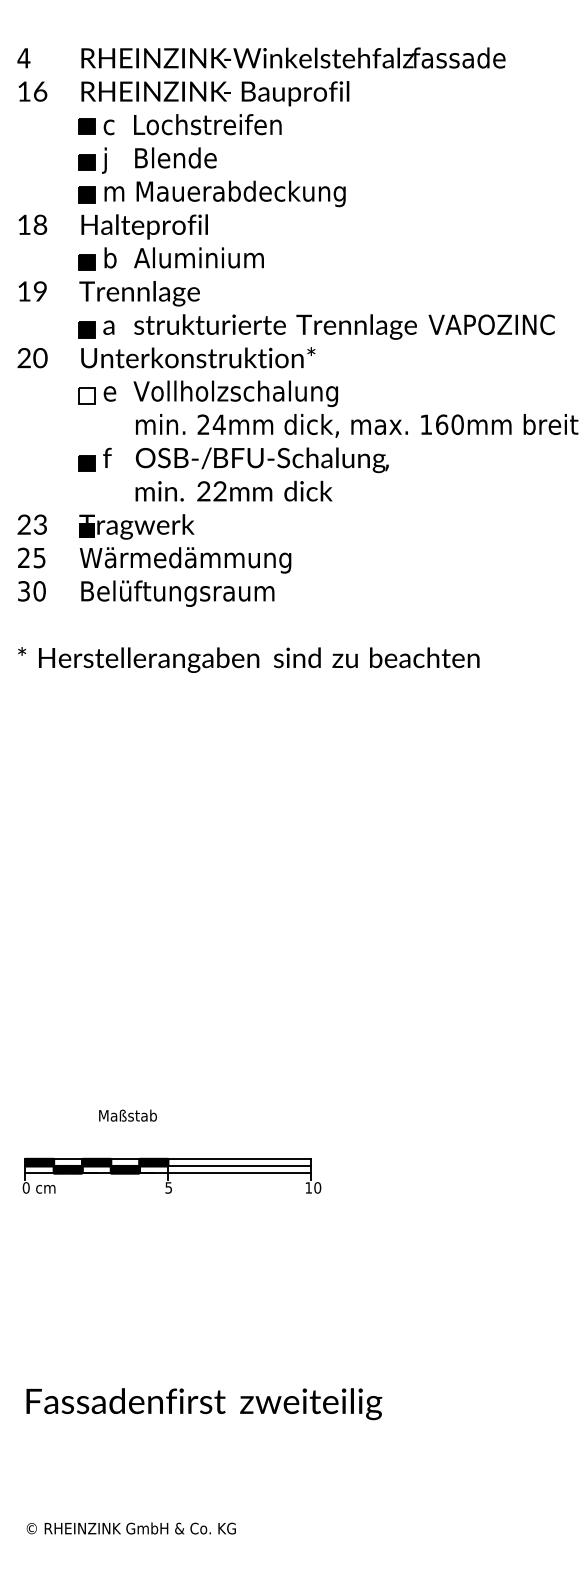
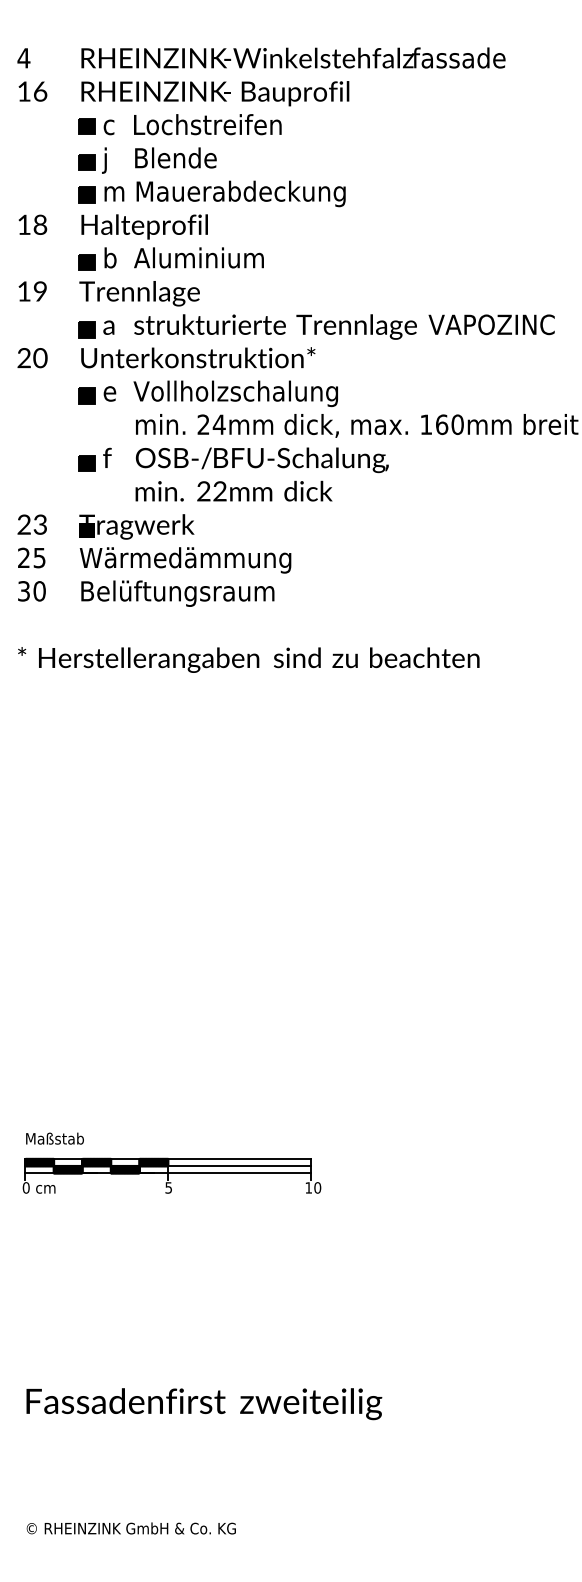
fill: none -> present (86, 395)
text position: (127, 1115) -> (54, 1138) (54, 1138)
